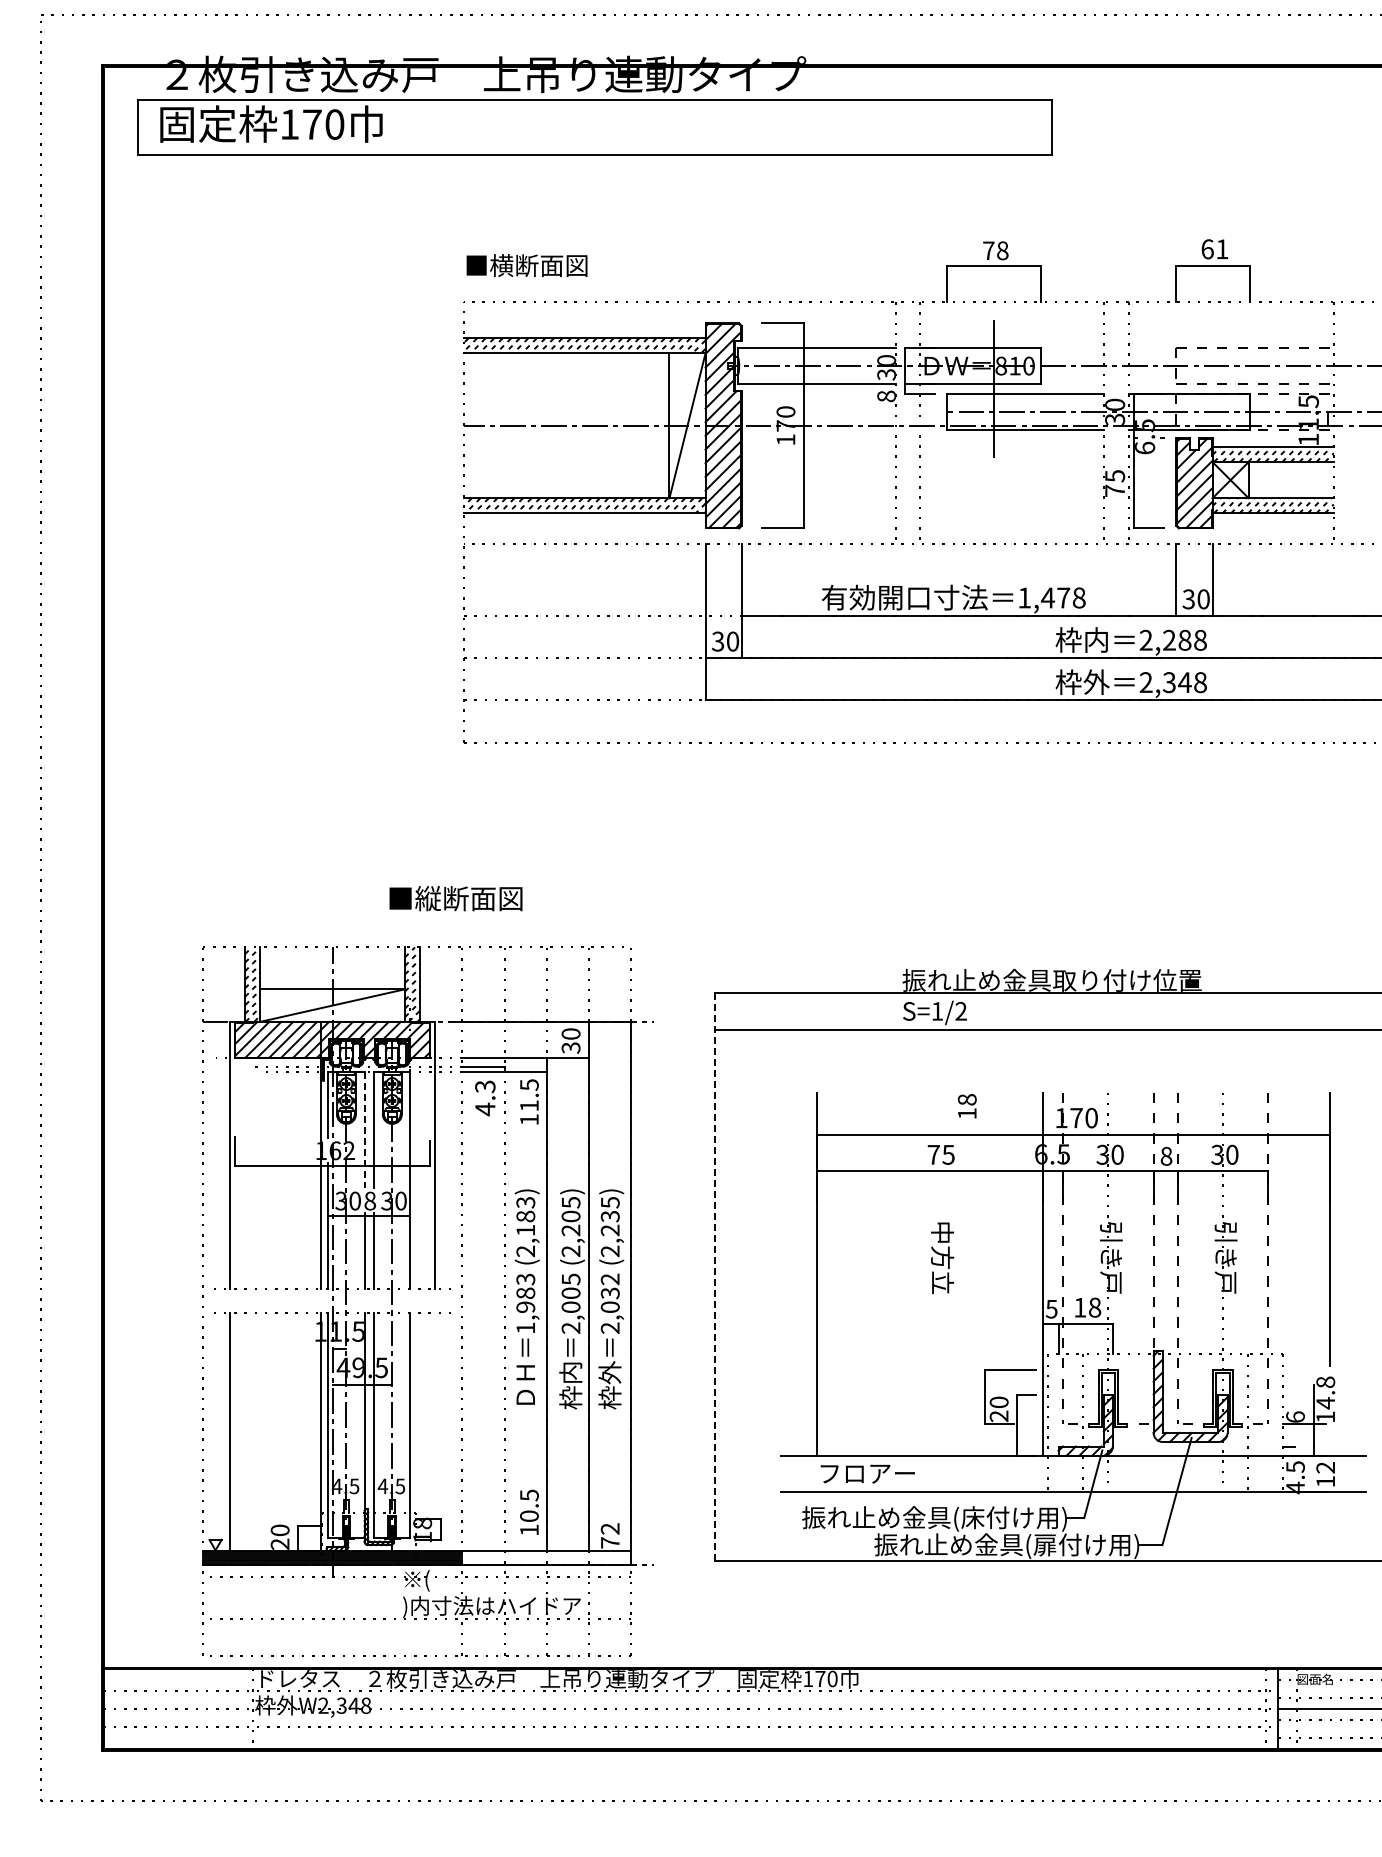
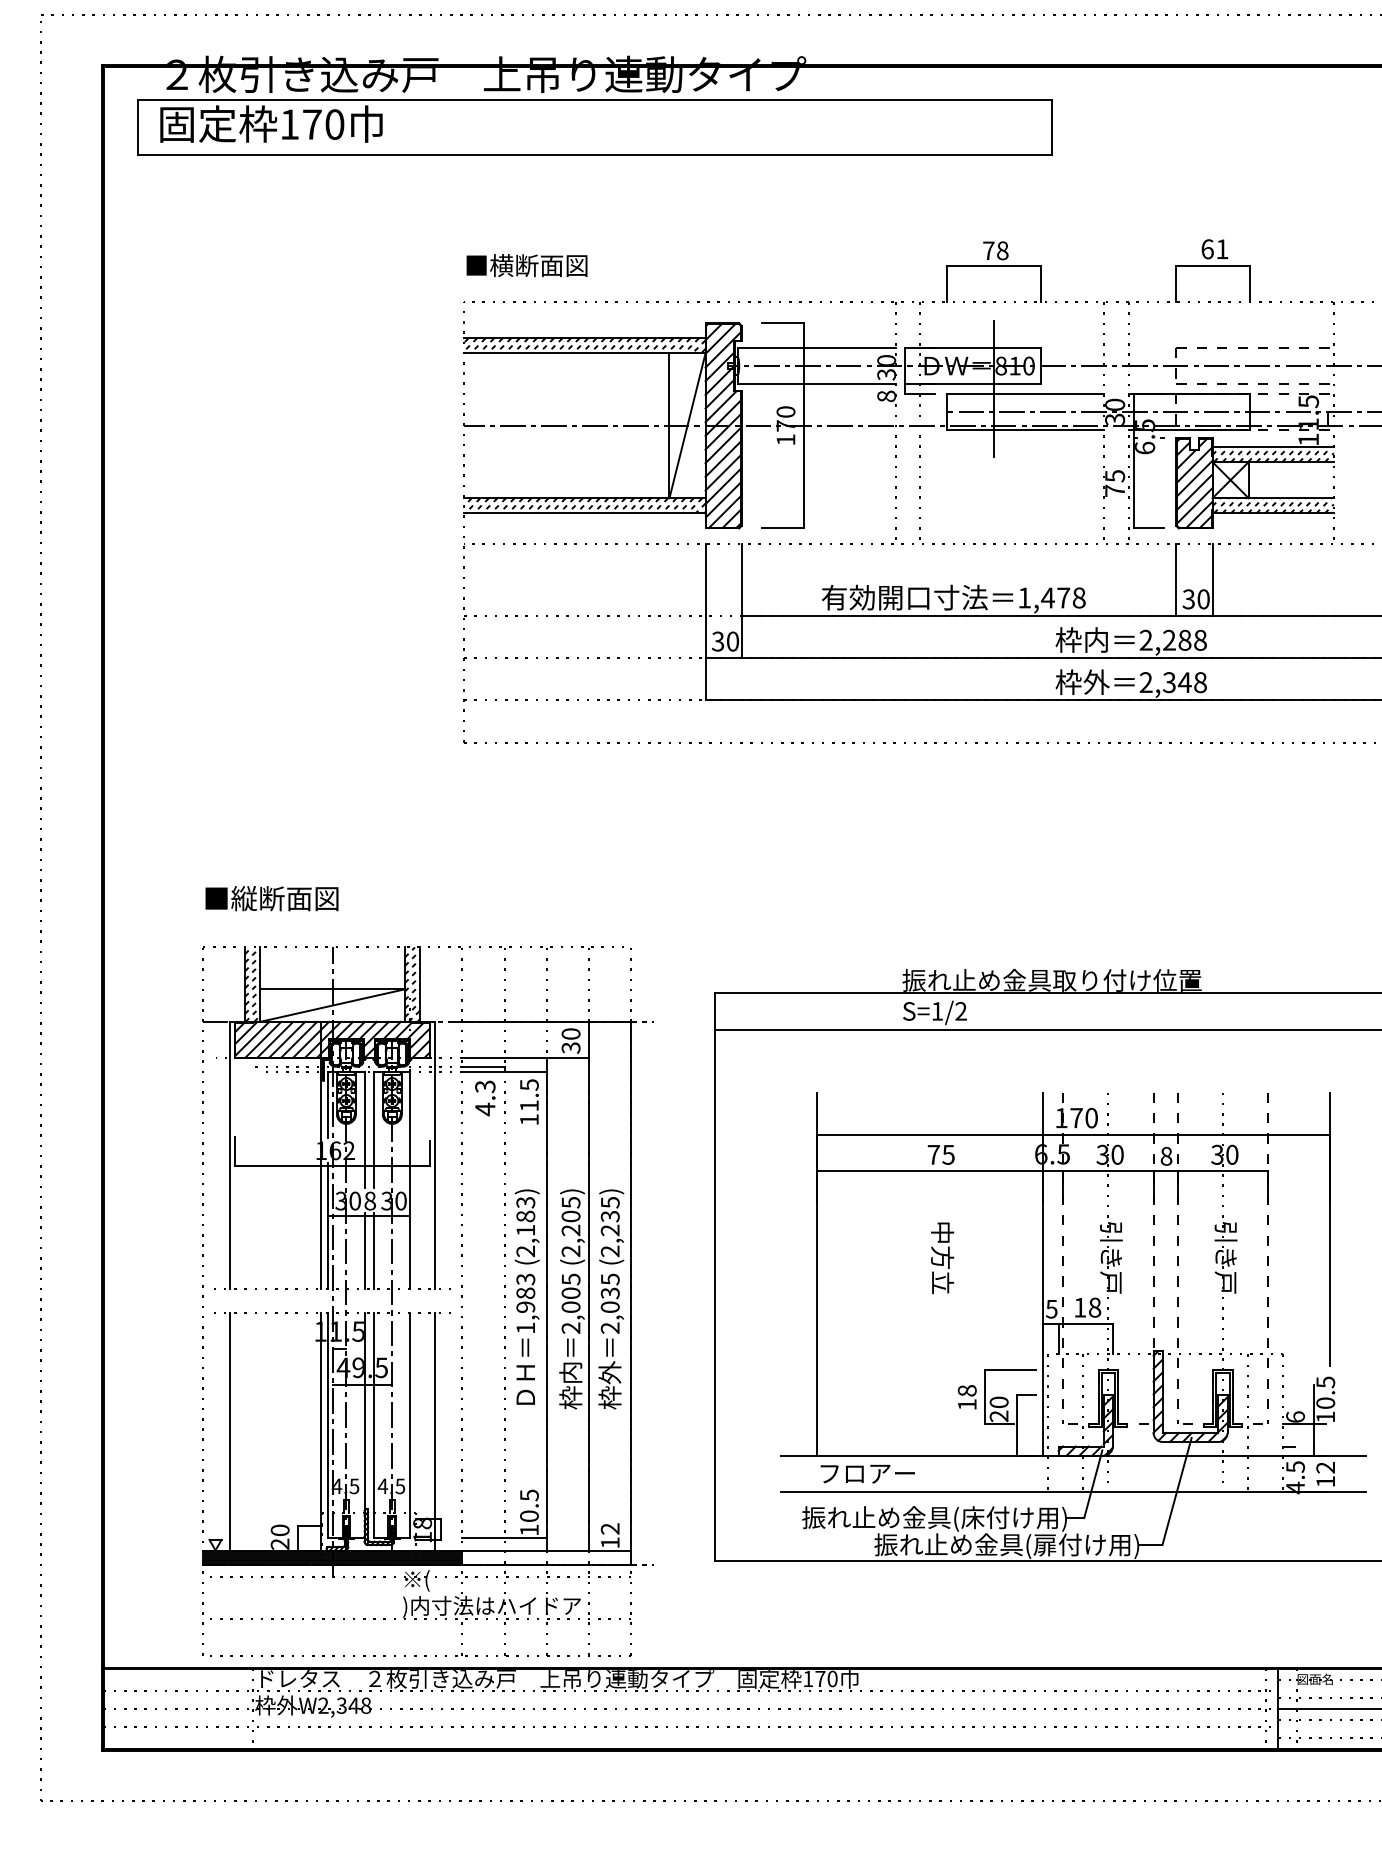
text position: (455, 898) -> (271, 898) (271, 898)
text position: (966, 1106) -> (966, 1397) (966, 1397)
line: dashed -> solid (364, 1130)
line: dashed -> solid (714, 1276)
text: 2,032 -> 2,035 (609, 1279)
text: 14.8 -> 10.5 (1325, 1392)
line: none -> present (435, 1431)
line: none -> present (504, 1537)
text: 72 -> 12 (610, 1542)
